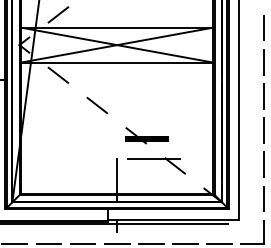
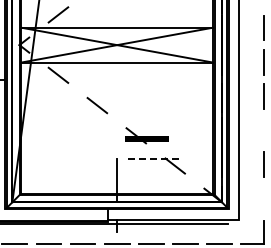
line: present -> none (263, 130)
line: solid -> dashed (154, 159)
line: present -> none (263, 198)
